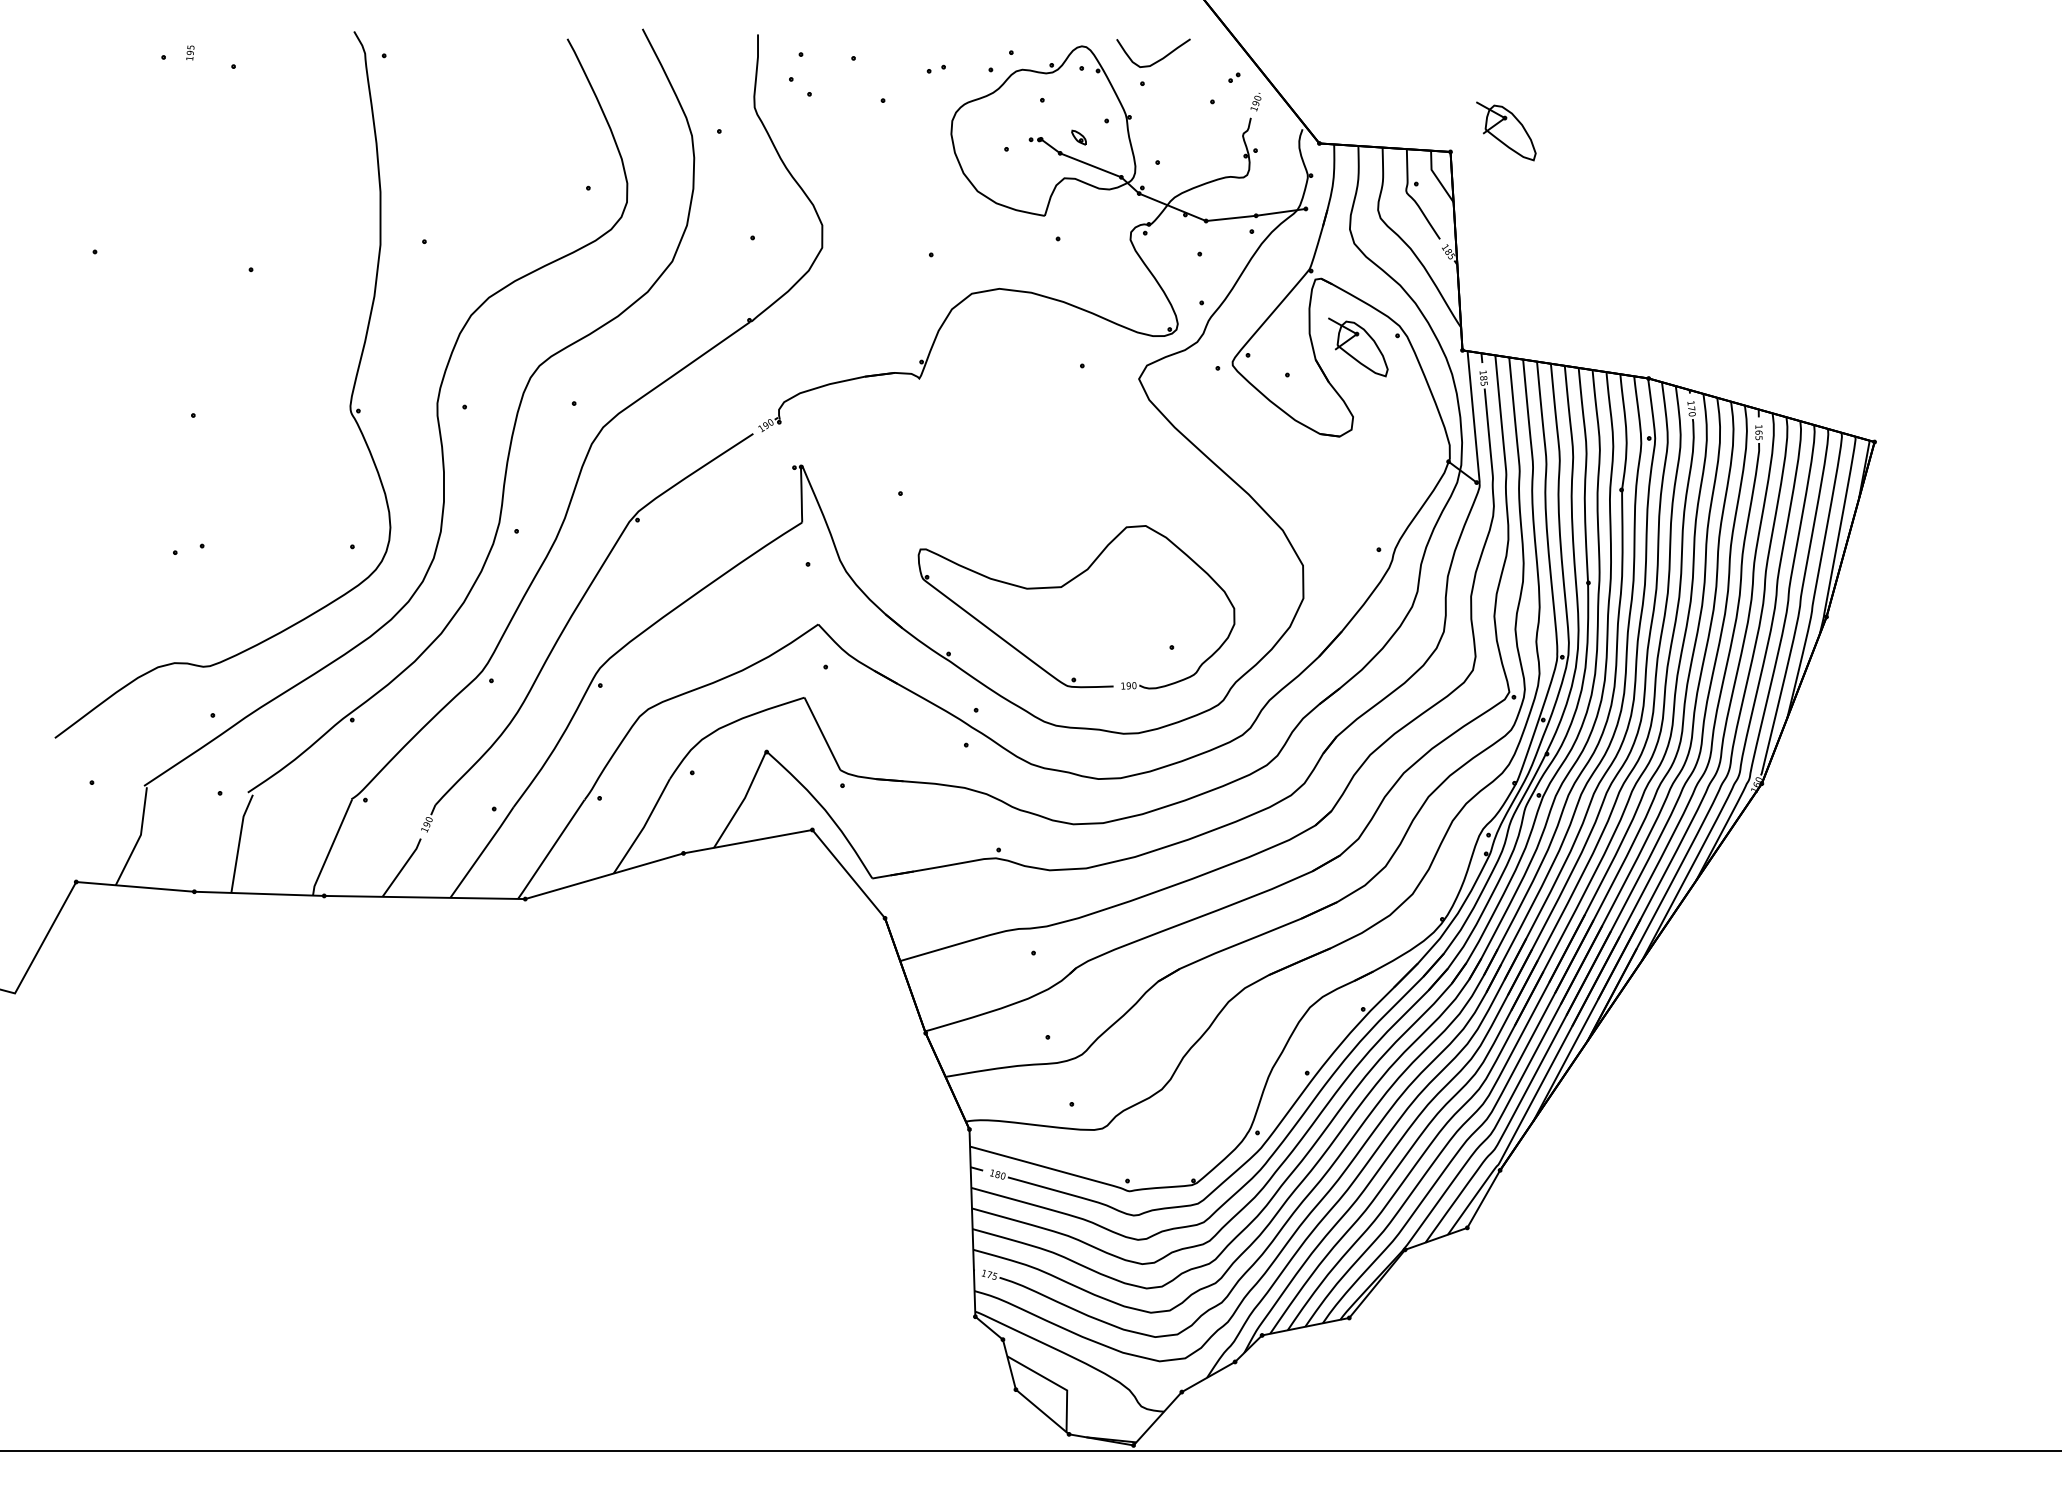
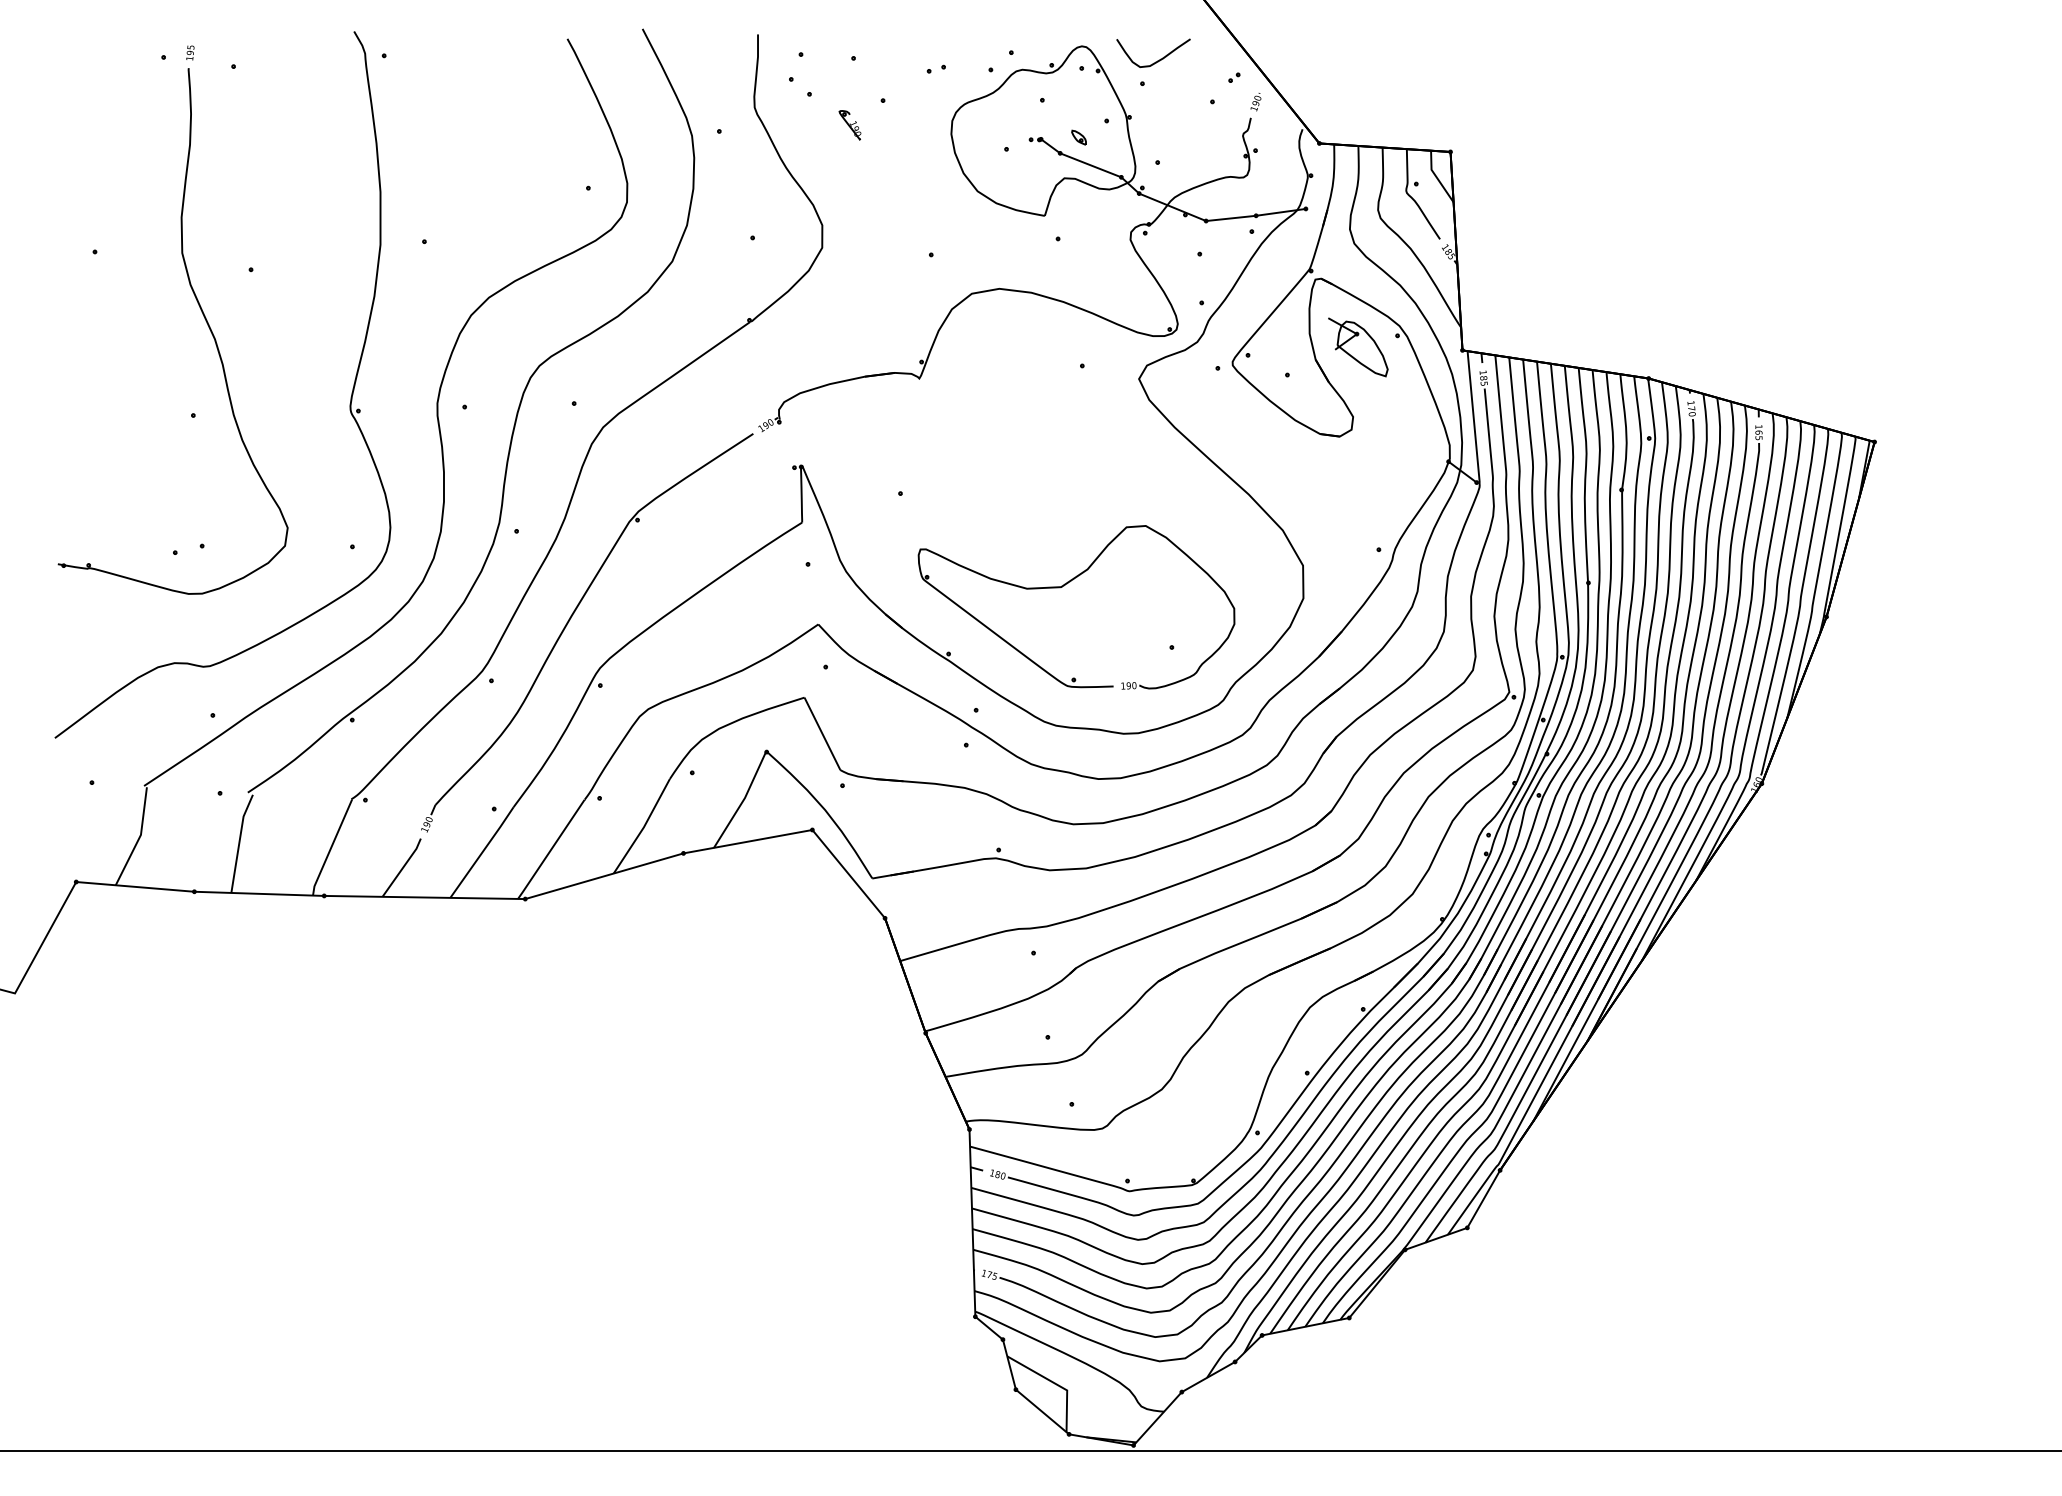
part: none -> present (849, 125)
part: present -> none (1506, 131)
part: none -> present (203, 316)
